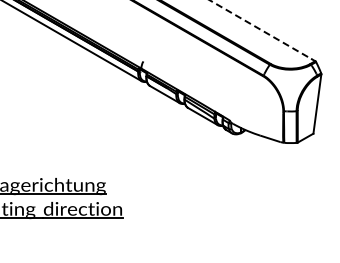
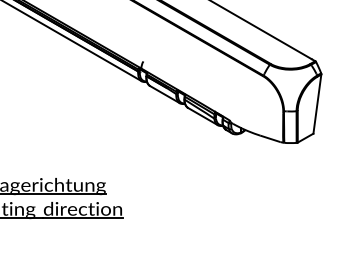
line: dashed -> solid (260, 29)
